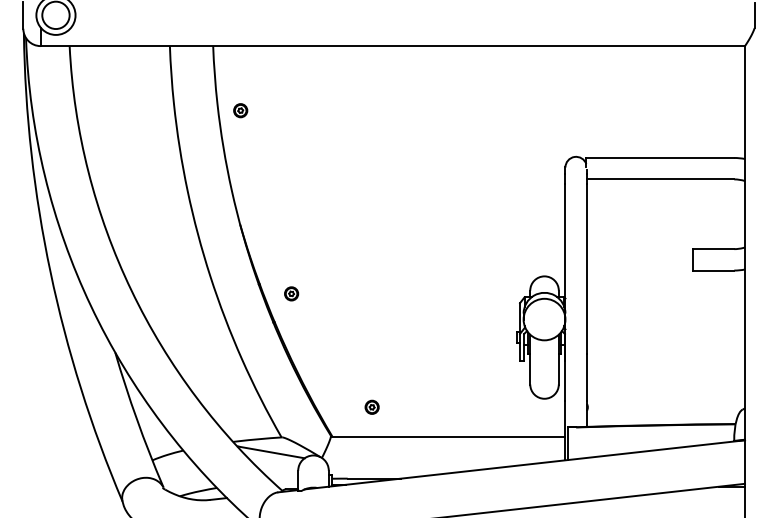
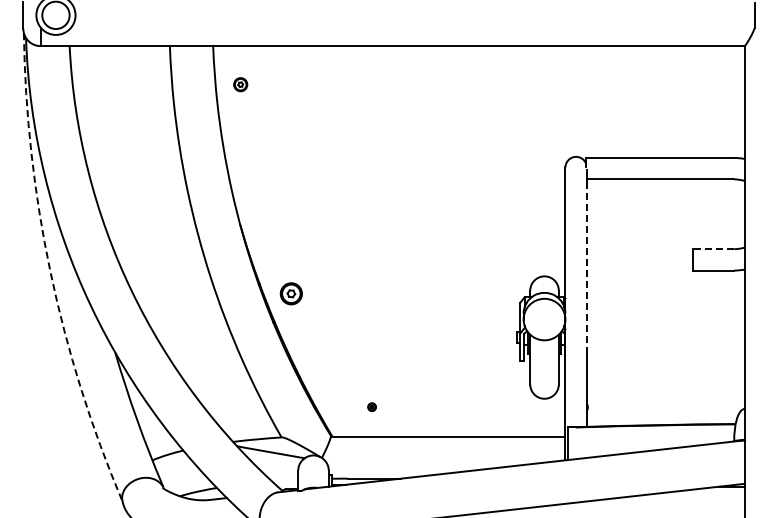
part position: (240, 110) -> (240, 84) (240, 84)
line: solid -> dashed (713, 249)
line: solid -> dashed (586, 268)
arc: solid -> dashed (50, 272)
part size: 16x16 px -> 24x24 px (290, 293)
part size: 16x16 px -> 10x10 px (371, 406)
